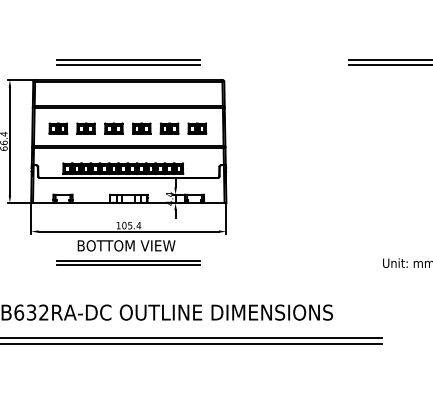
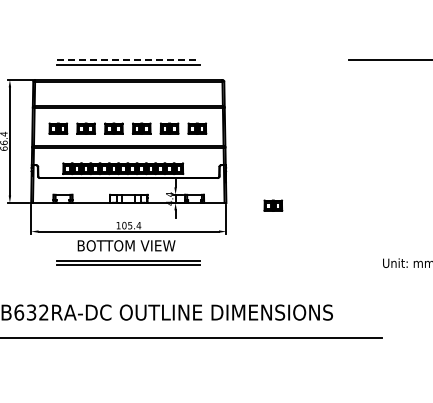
line: solid -> dashed (129, 60)
line: present -> none (389, 64)
part: none -> present (273, 205)
line: present -> none (191, 343)
